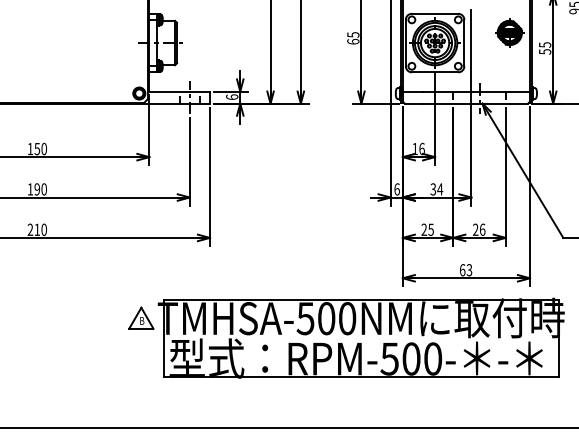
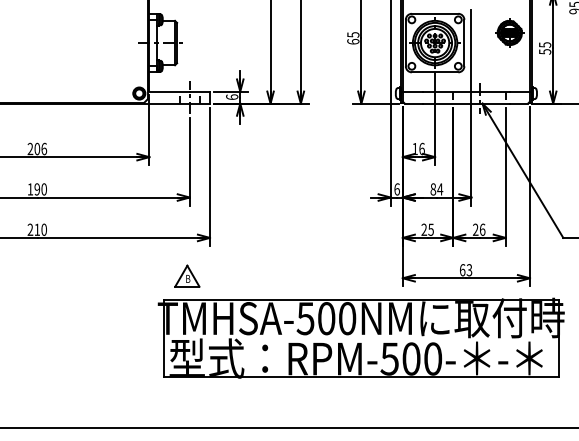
text: 150 -> 206 (37, 148)
text: 34 -> 84 (433, 189)
part position: (141, 317) -> (187, 275) (187, 275)
